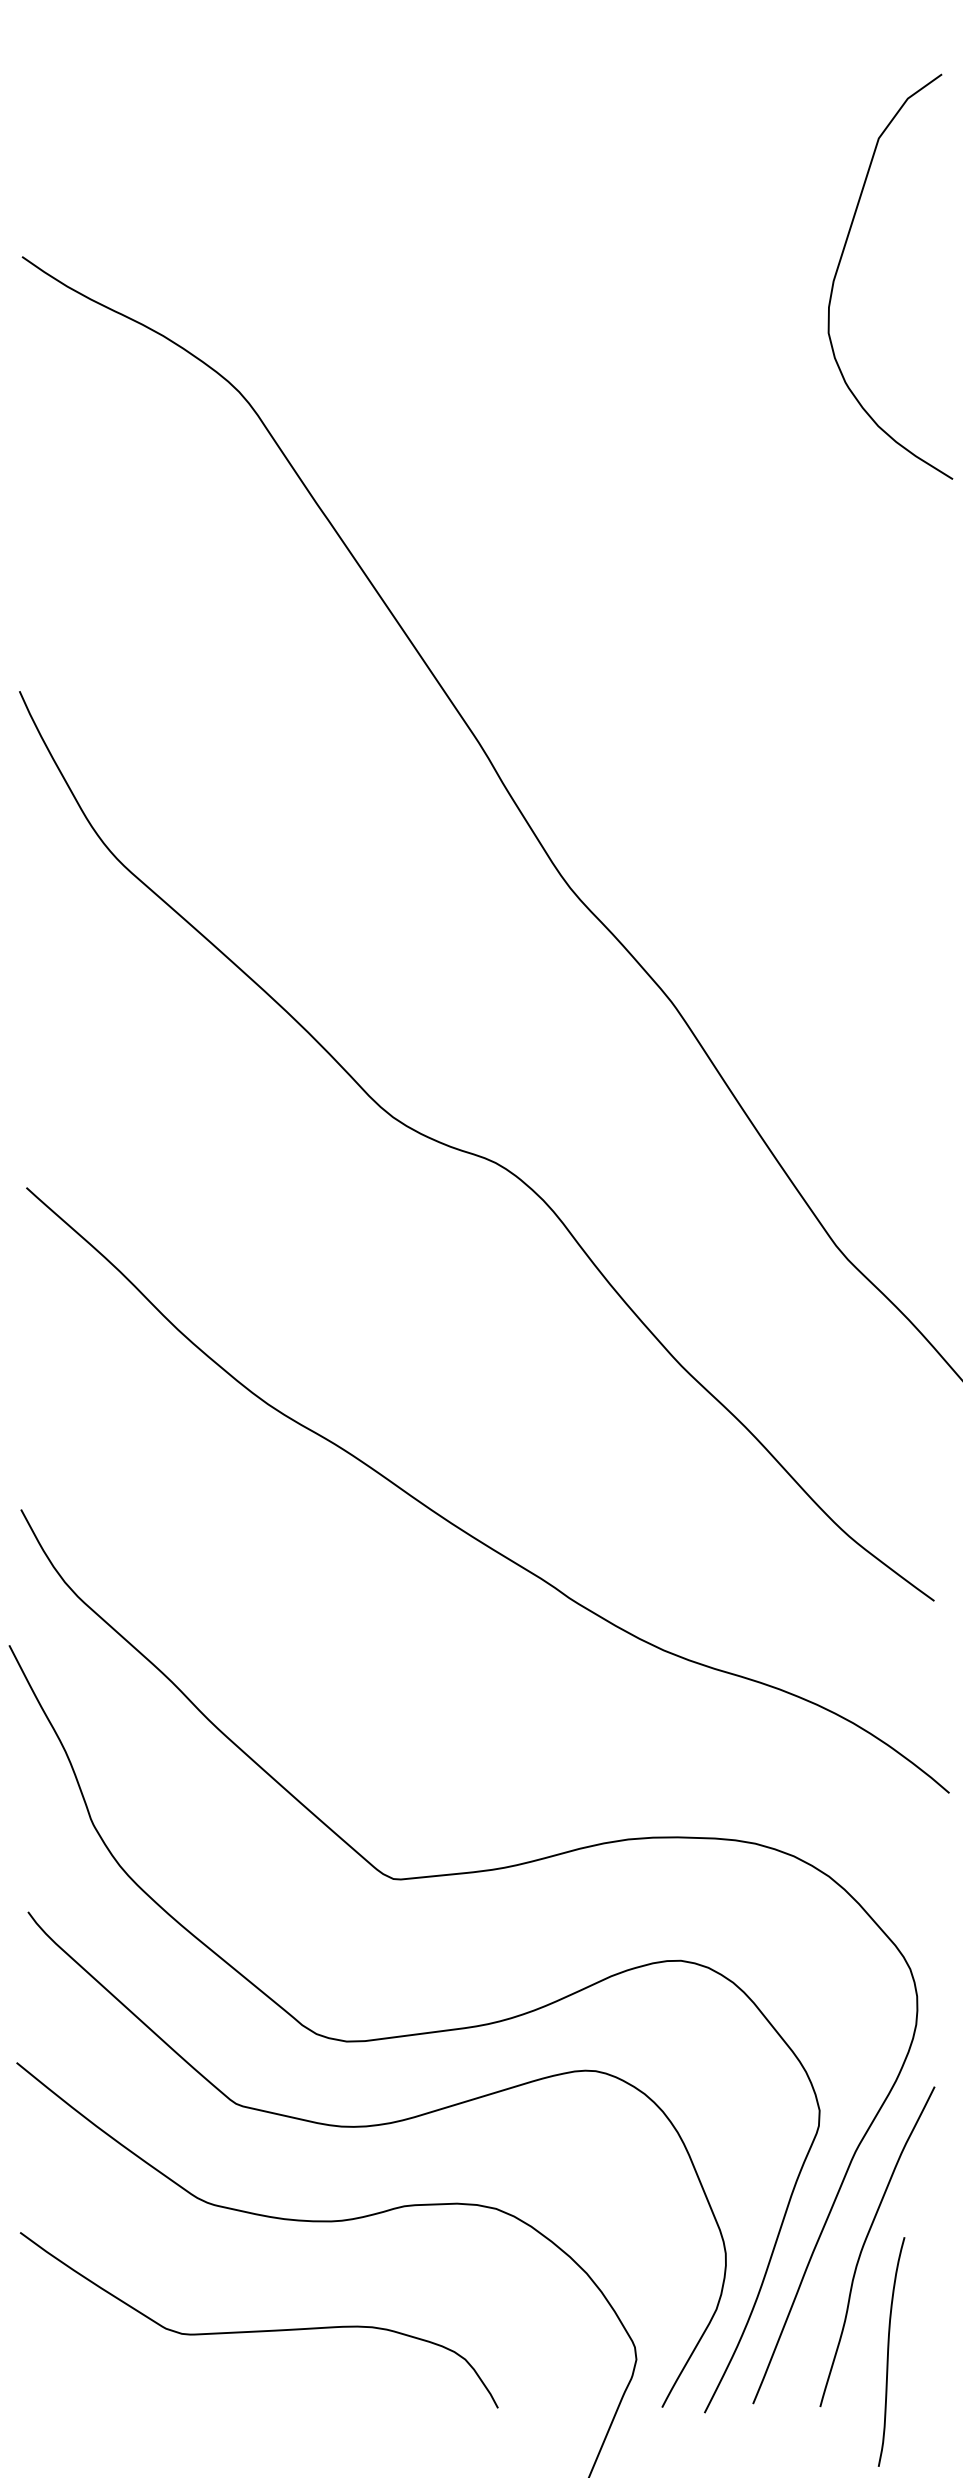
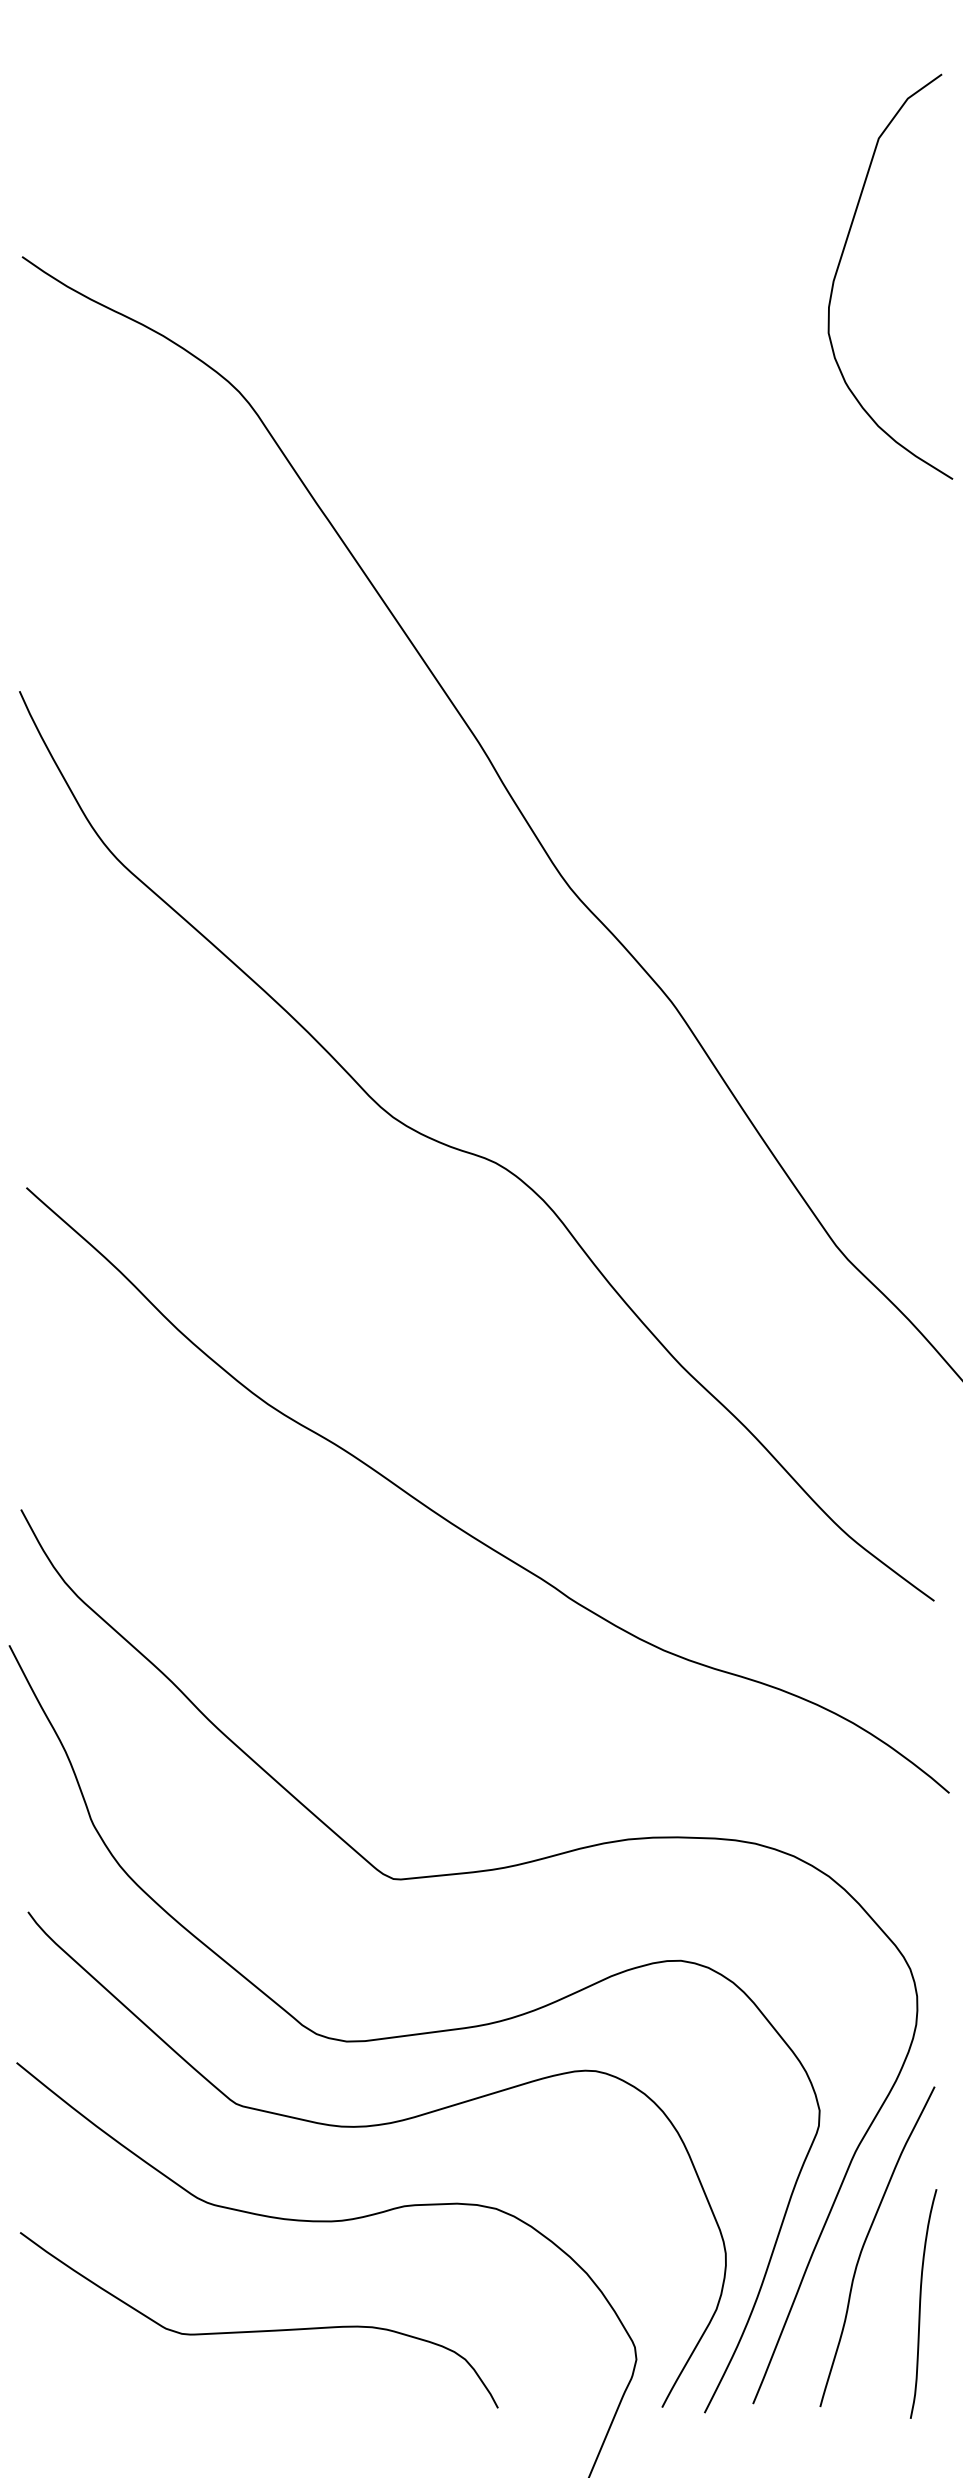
curve position: (889, 2349) -> (921, 2301) (921, 2301)
